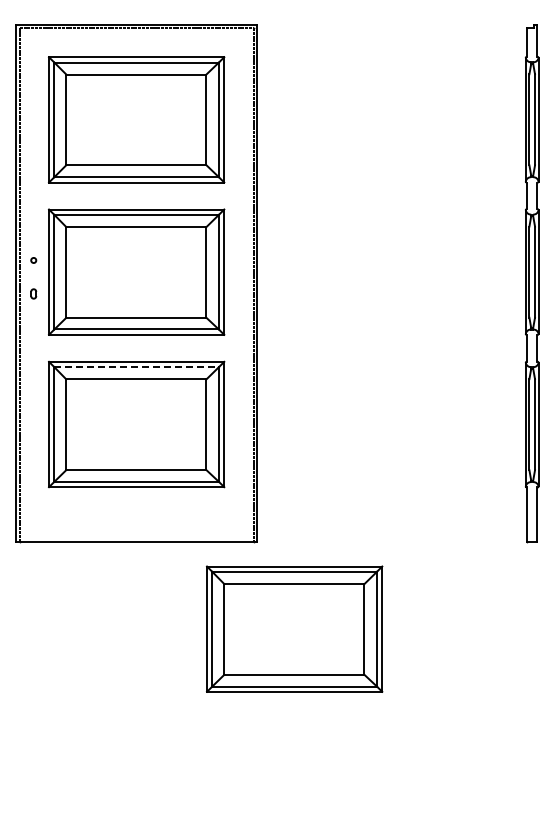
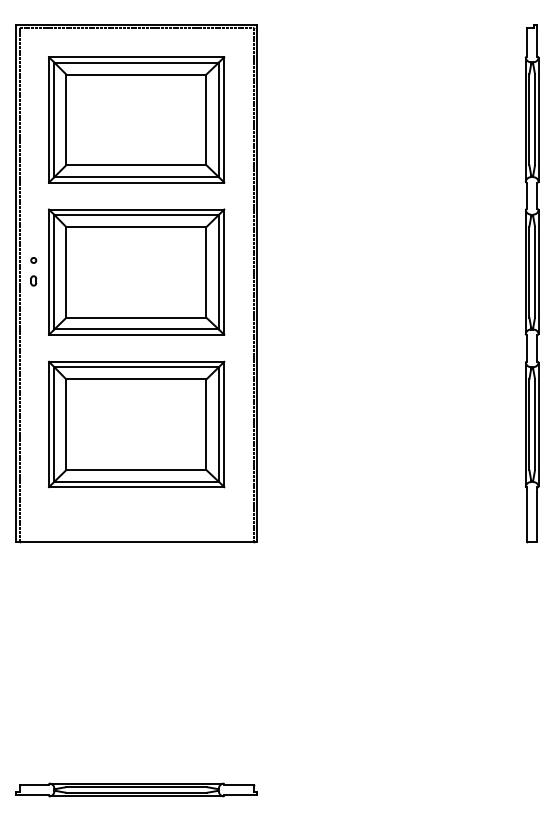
part position: (33, 293) -> (33, 280) (33, 280)
line: dashed -> solid (137, 367)
part: present -> none (294, 628)
part: none -> present (136, 789)
